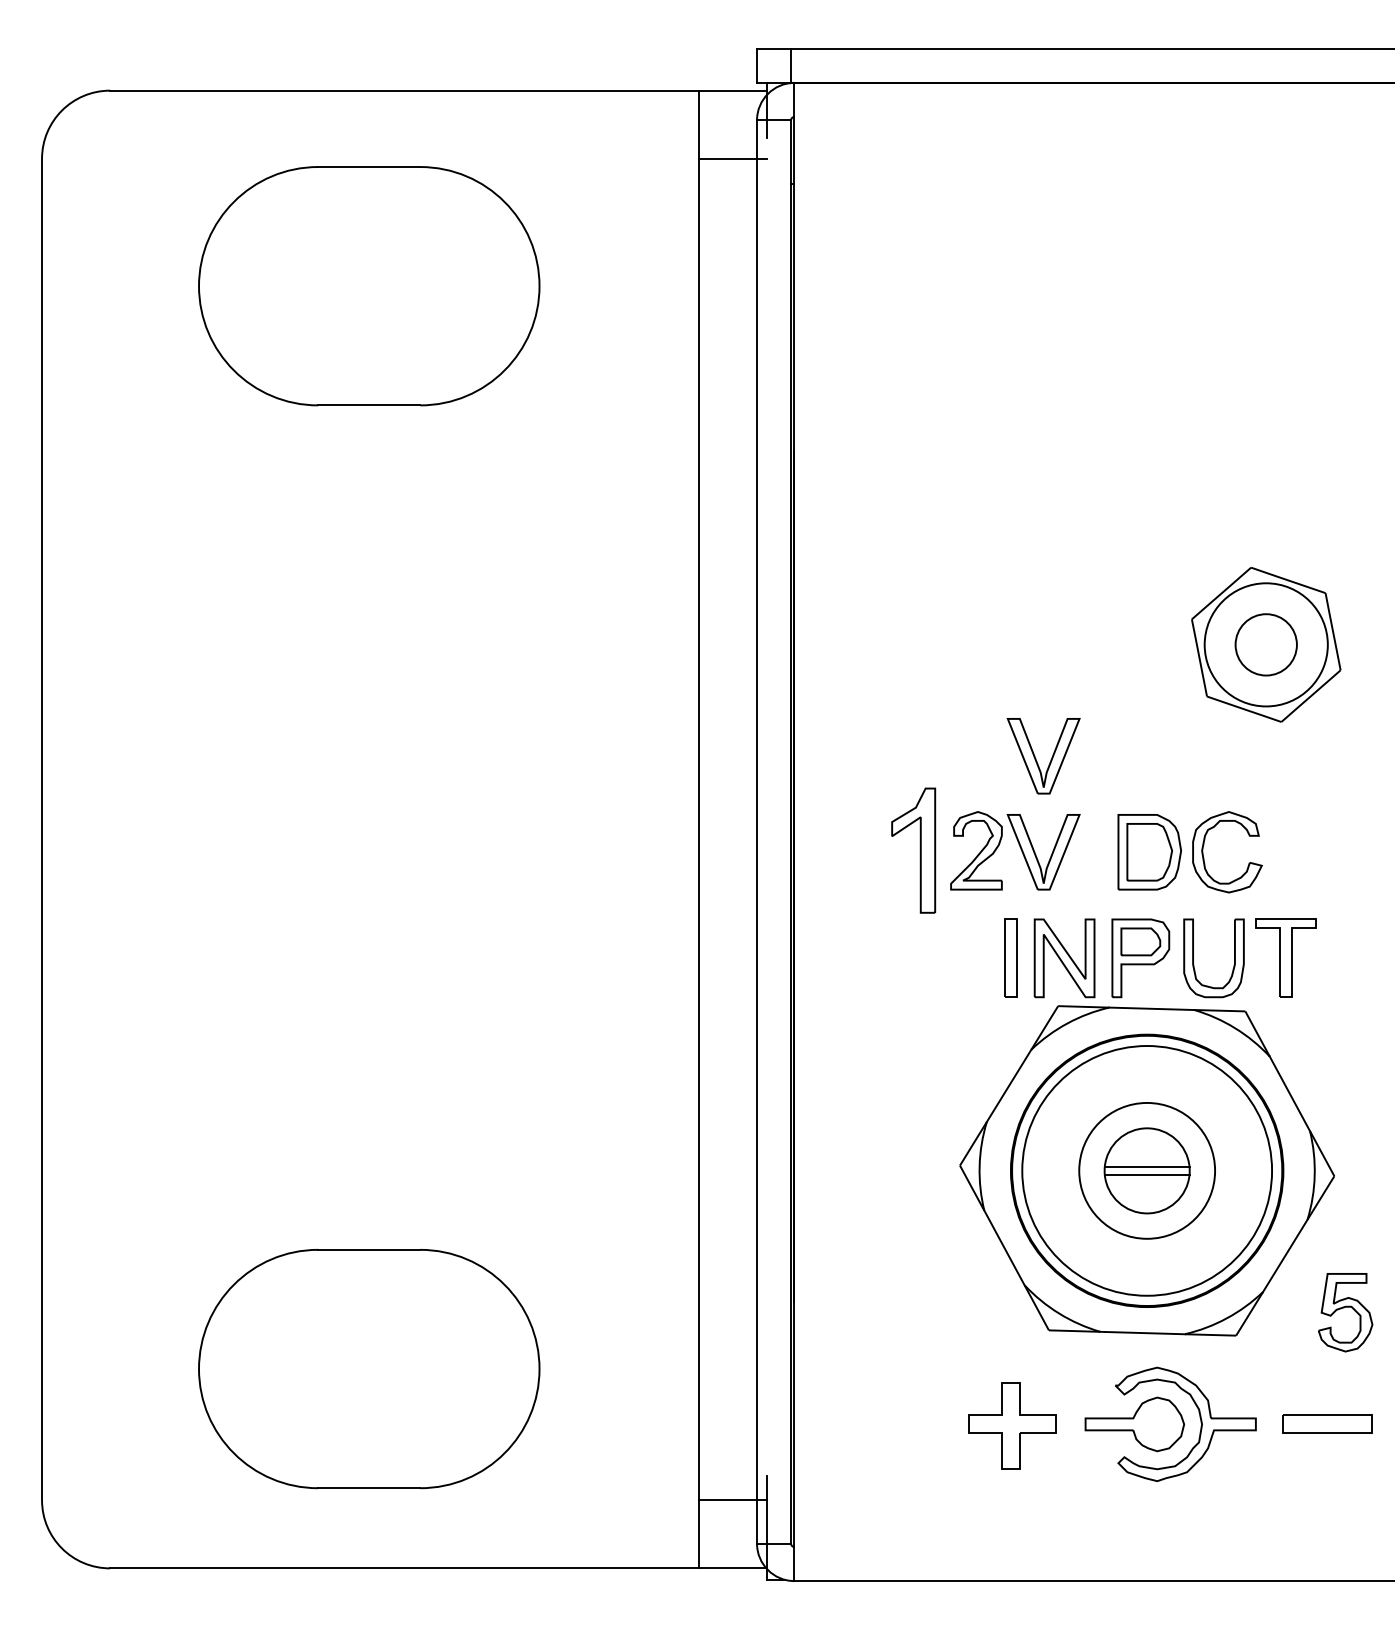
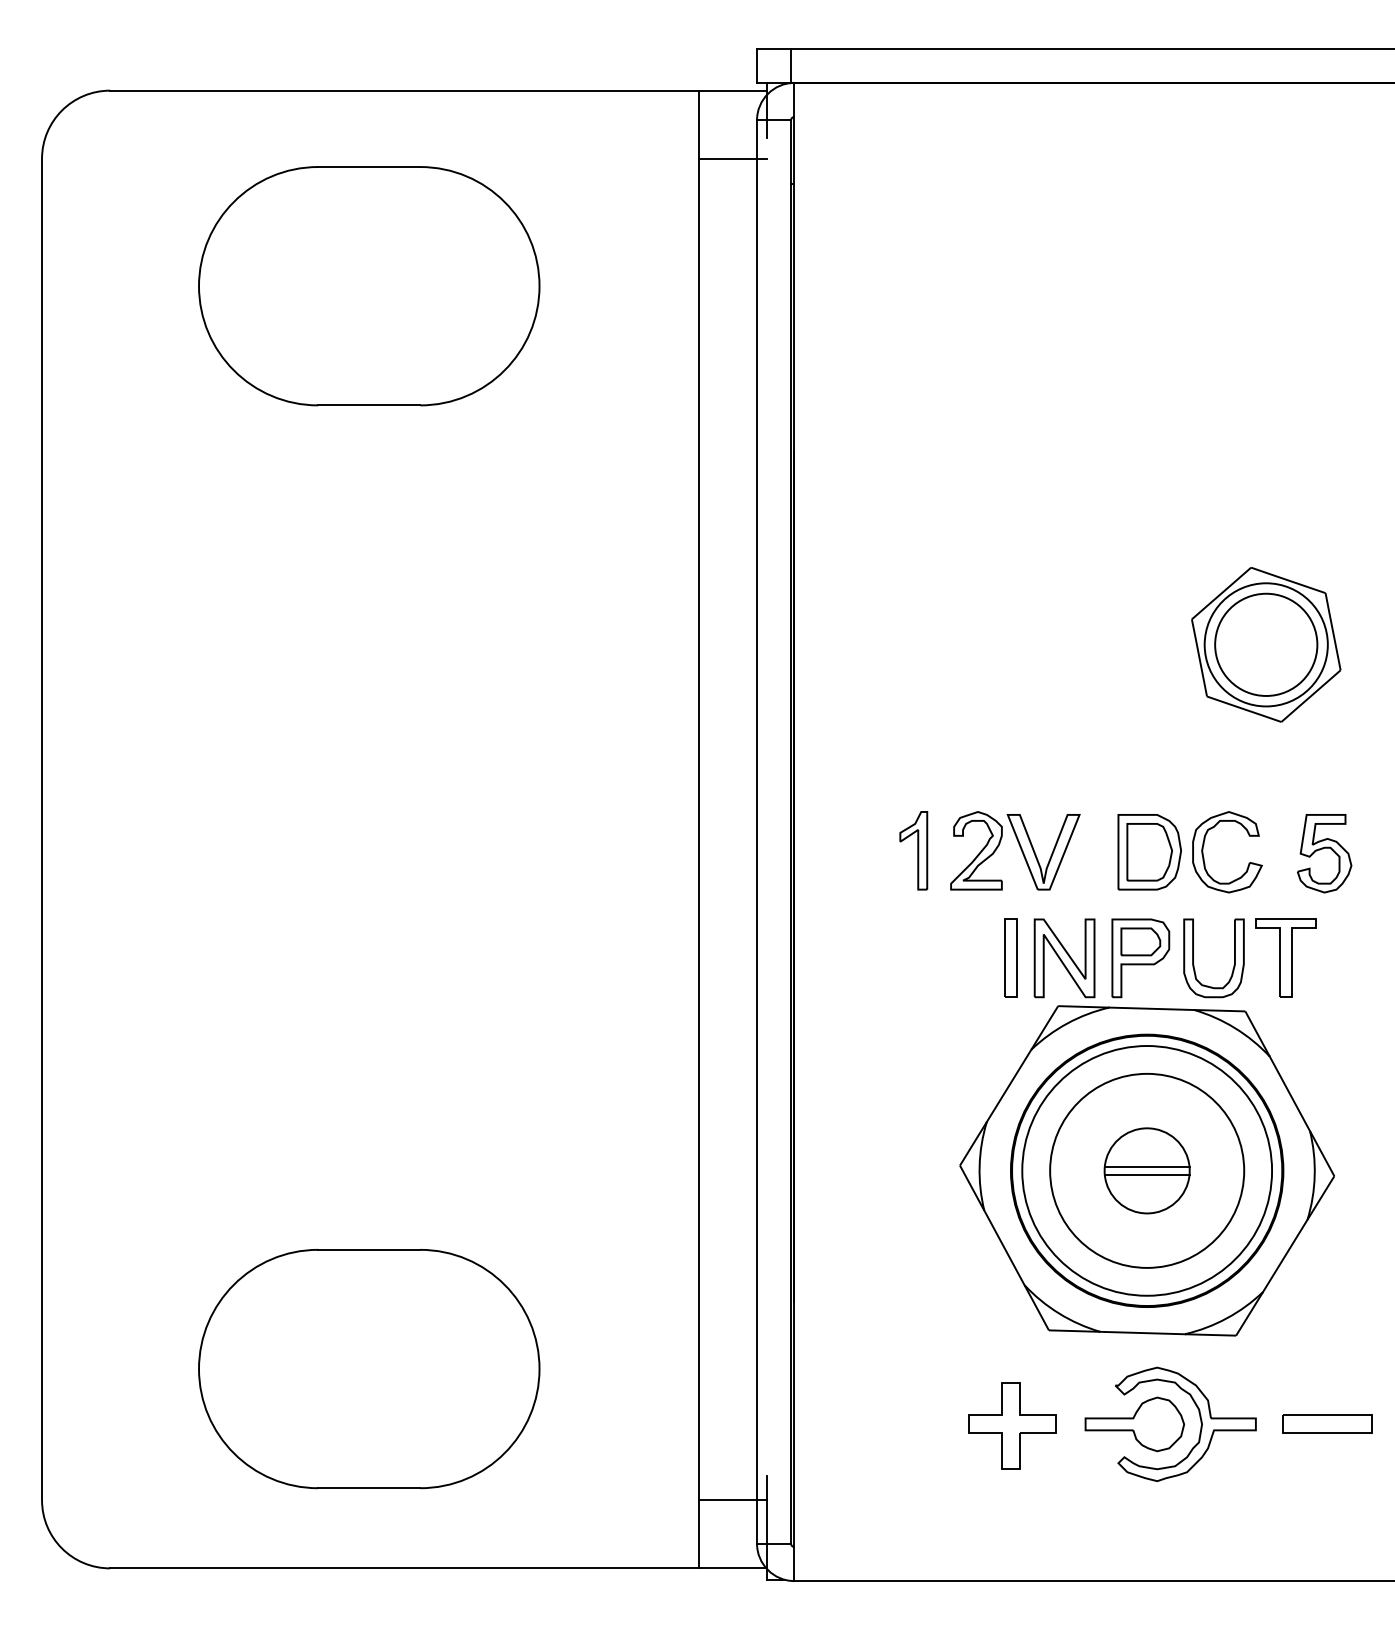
circle diameter: 61 px -> 102 px (1266, 644)
part: present -> none (1036, 758)
part size: 46x127 px -> 30x80 px (913, 850)
circle diameter: 136 px -> 194 px (1147, 1170)
part position: (1345, 1312) -> (1324, 853) (1324, 853)
